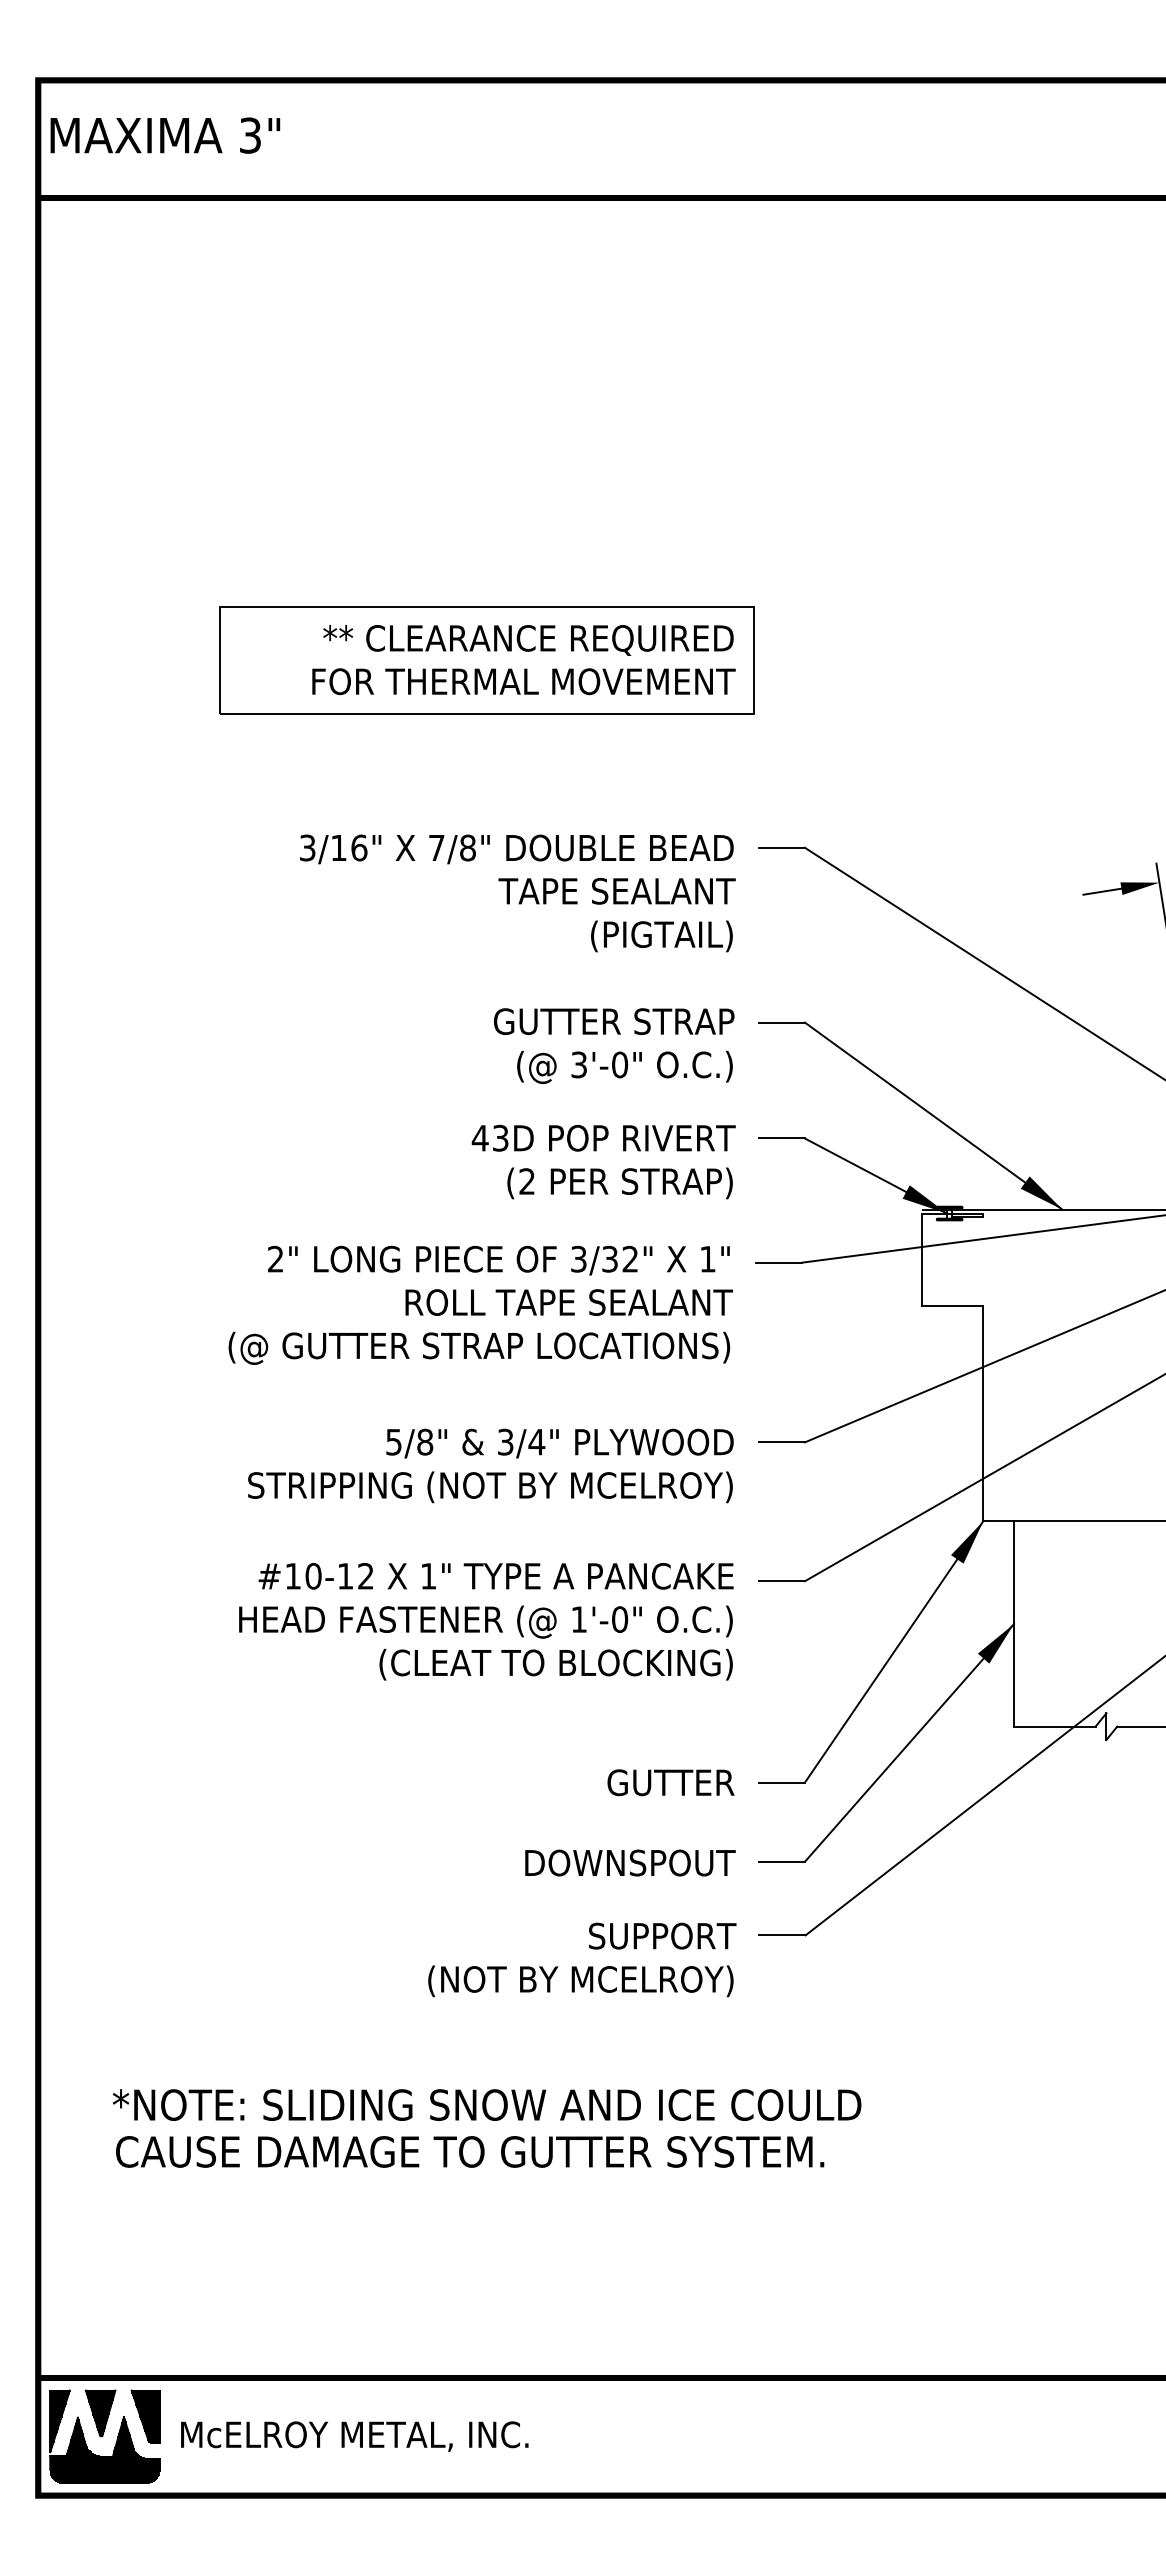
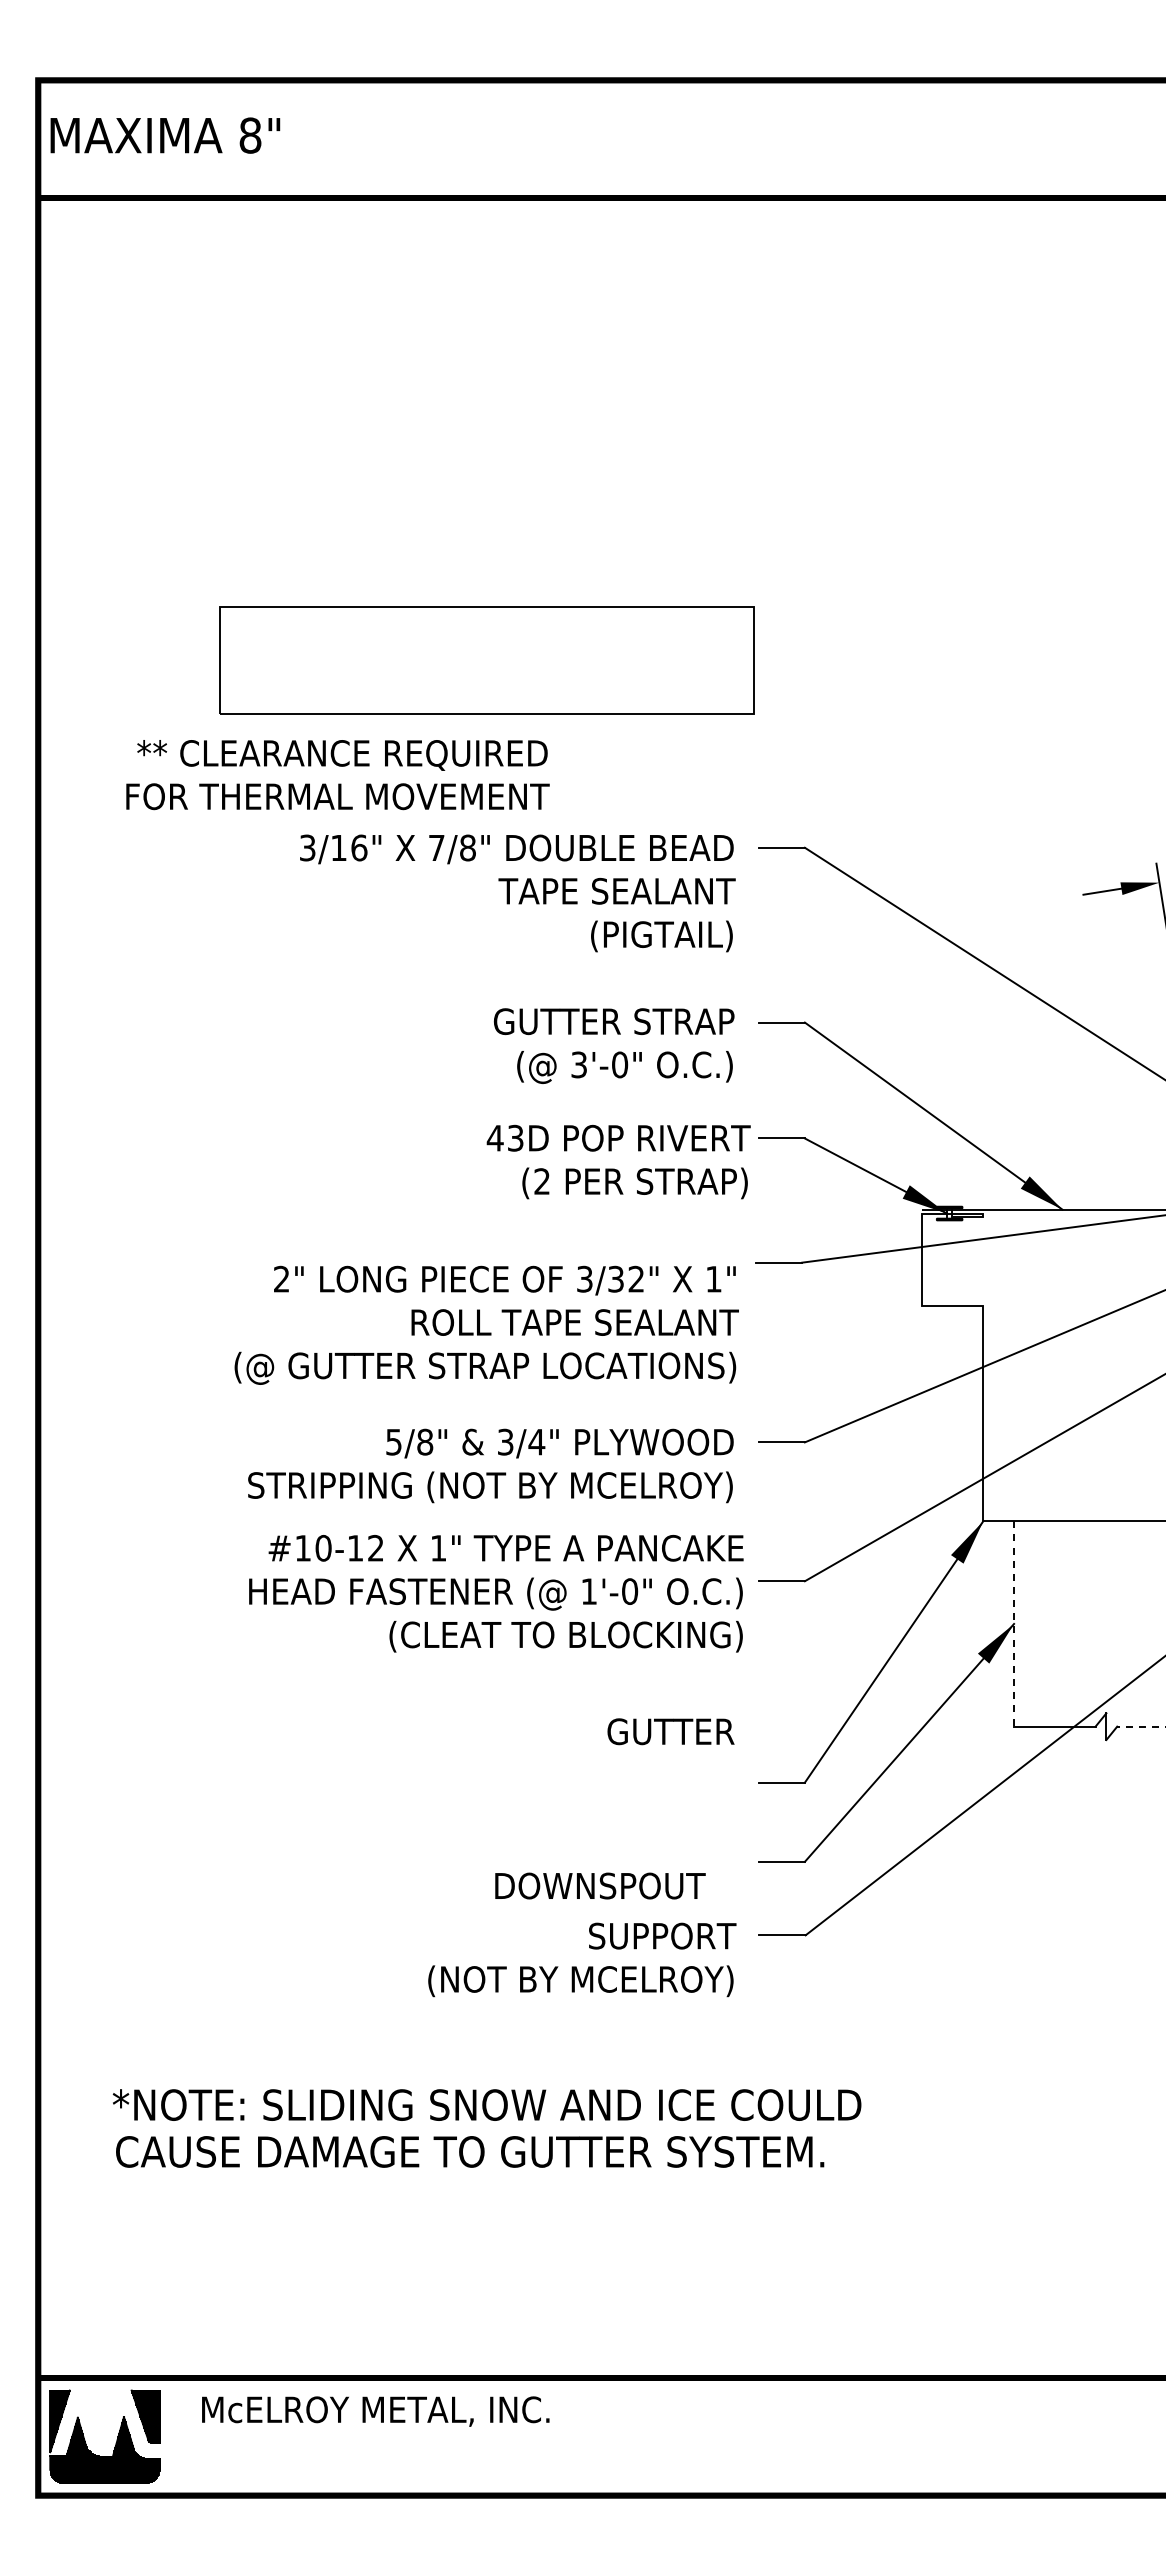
text: 3" -> 8" (250, 135)
text position: (523, 660) -> (337, 775) (337, 775)
text position: (603, 1161) -> (618, 1161) (618, 1161)
text position: (480, 1304) -> (486, 1324) (486, 1324)
text position: (486, 1621) -> (496, 1593) (496, 1593)
line: solid -> dashed (1014, 1623)
line: solid -> dashed (1141, 1726)
text position: (670, 1782) -> (670, 1731) (670, 1731)
text position: (630, 1862) -> (600, 1885) (600, 1885)
part: present -> none (100, 2413)
text position: (354, 2436) -> (375, 2411) (375, 2411)
